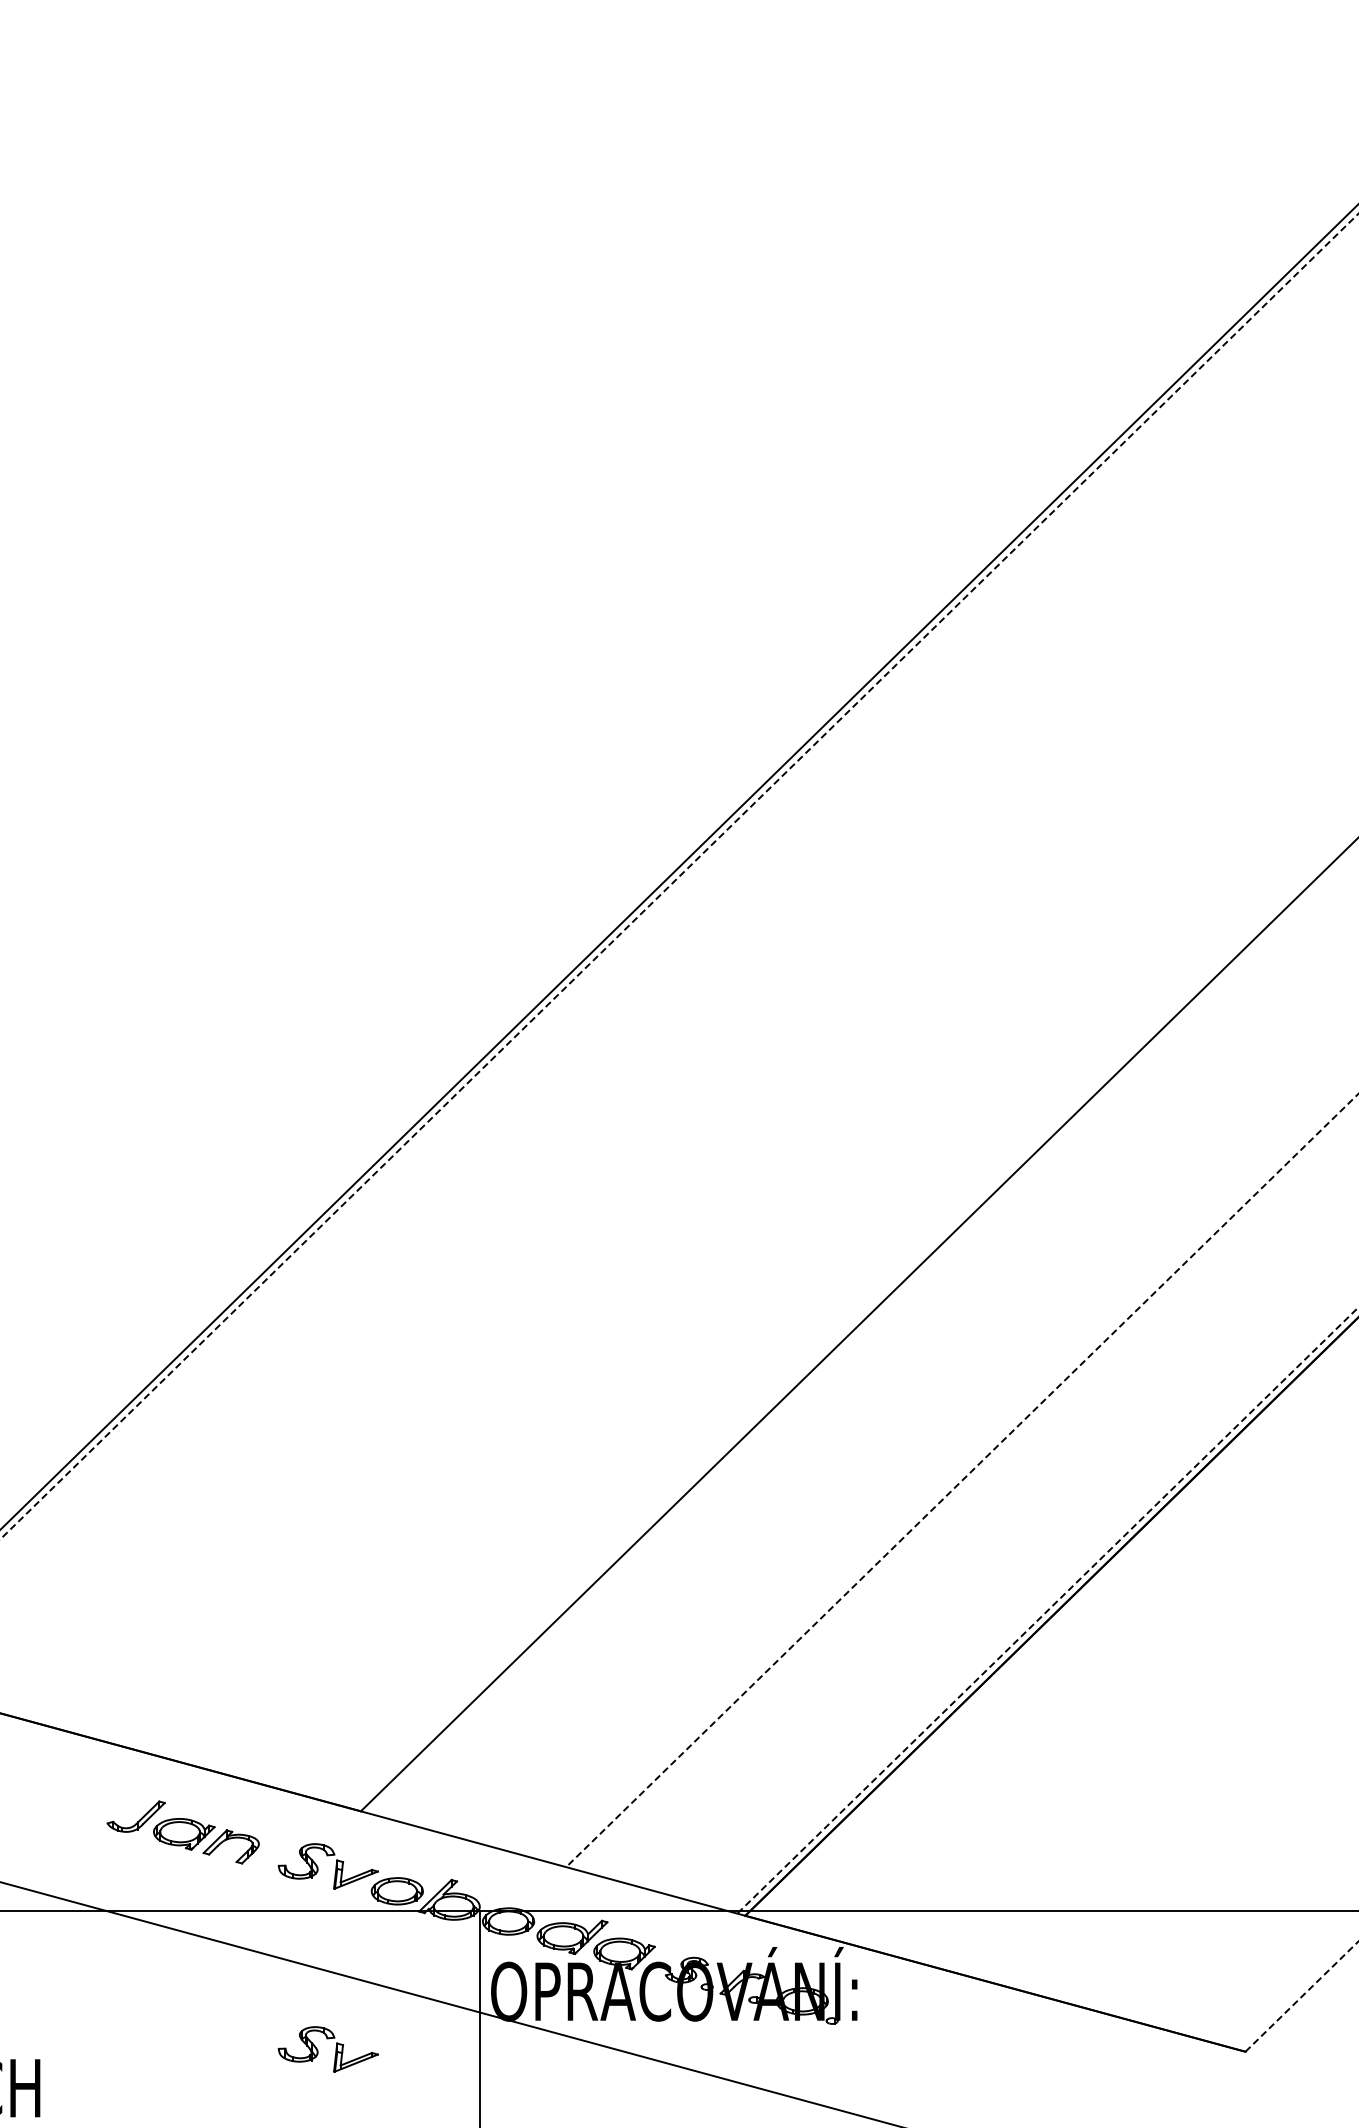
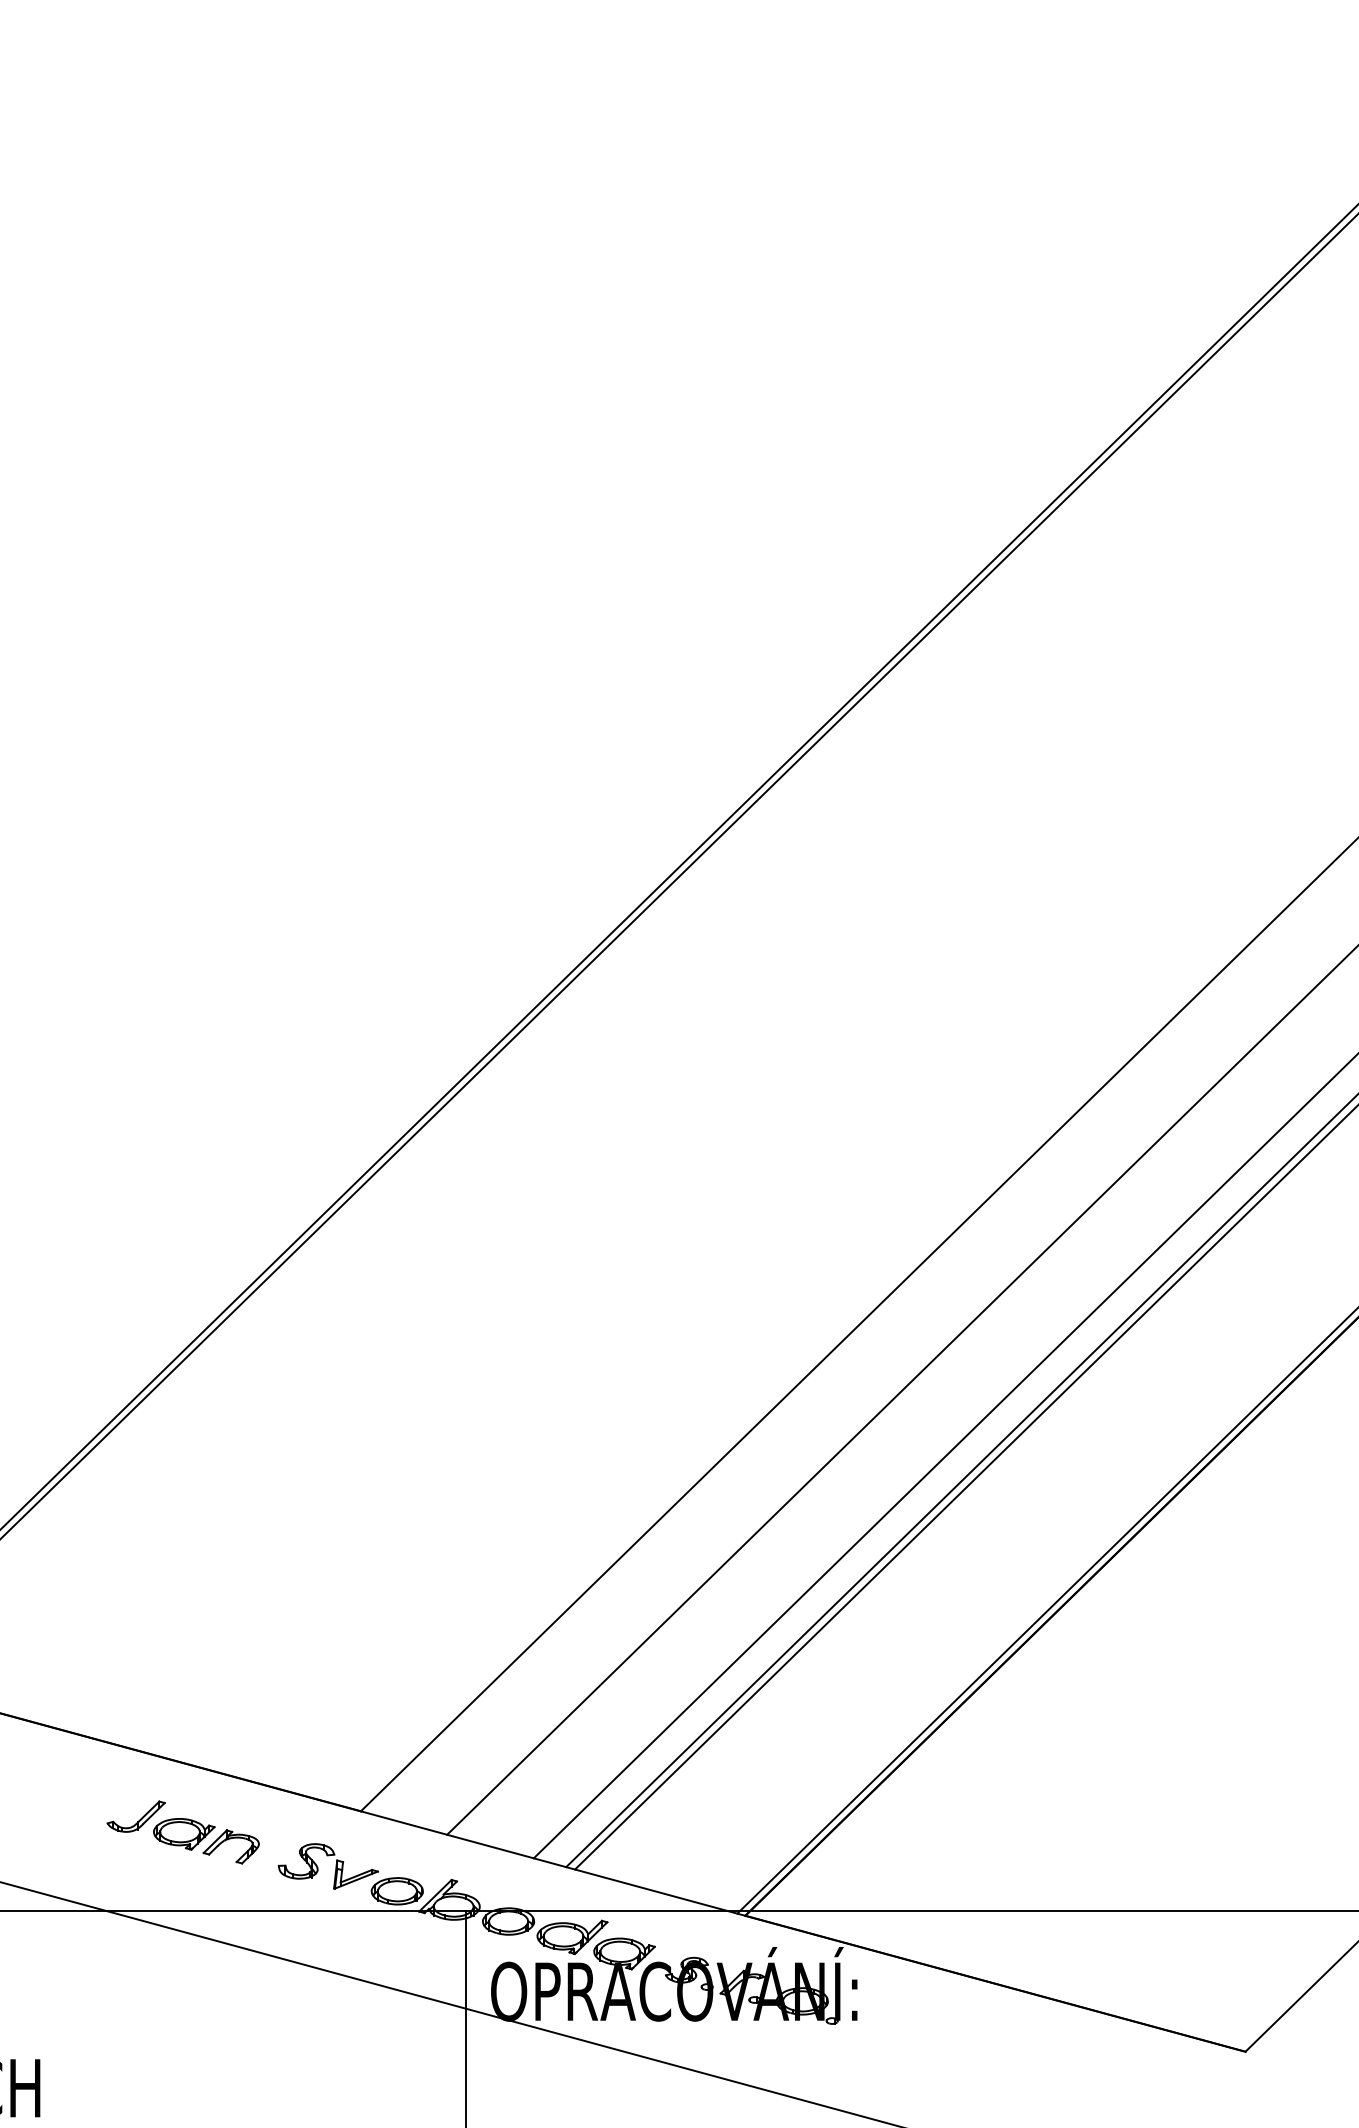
line: dashed -> solid (679, 876)
line: none -> present (901, 1391)
line: none -> present (944, 1457)
line: dashed -> solid (962, 1480)
line: none -> present (965, 1488)
line: dashed -> solid (1047, 1610)
line: dashed -> solid (1302, 1996)
line position: (479, 2017) -> (465, 2017) (465, 2017)
part: present -> none (335, 2049)
